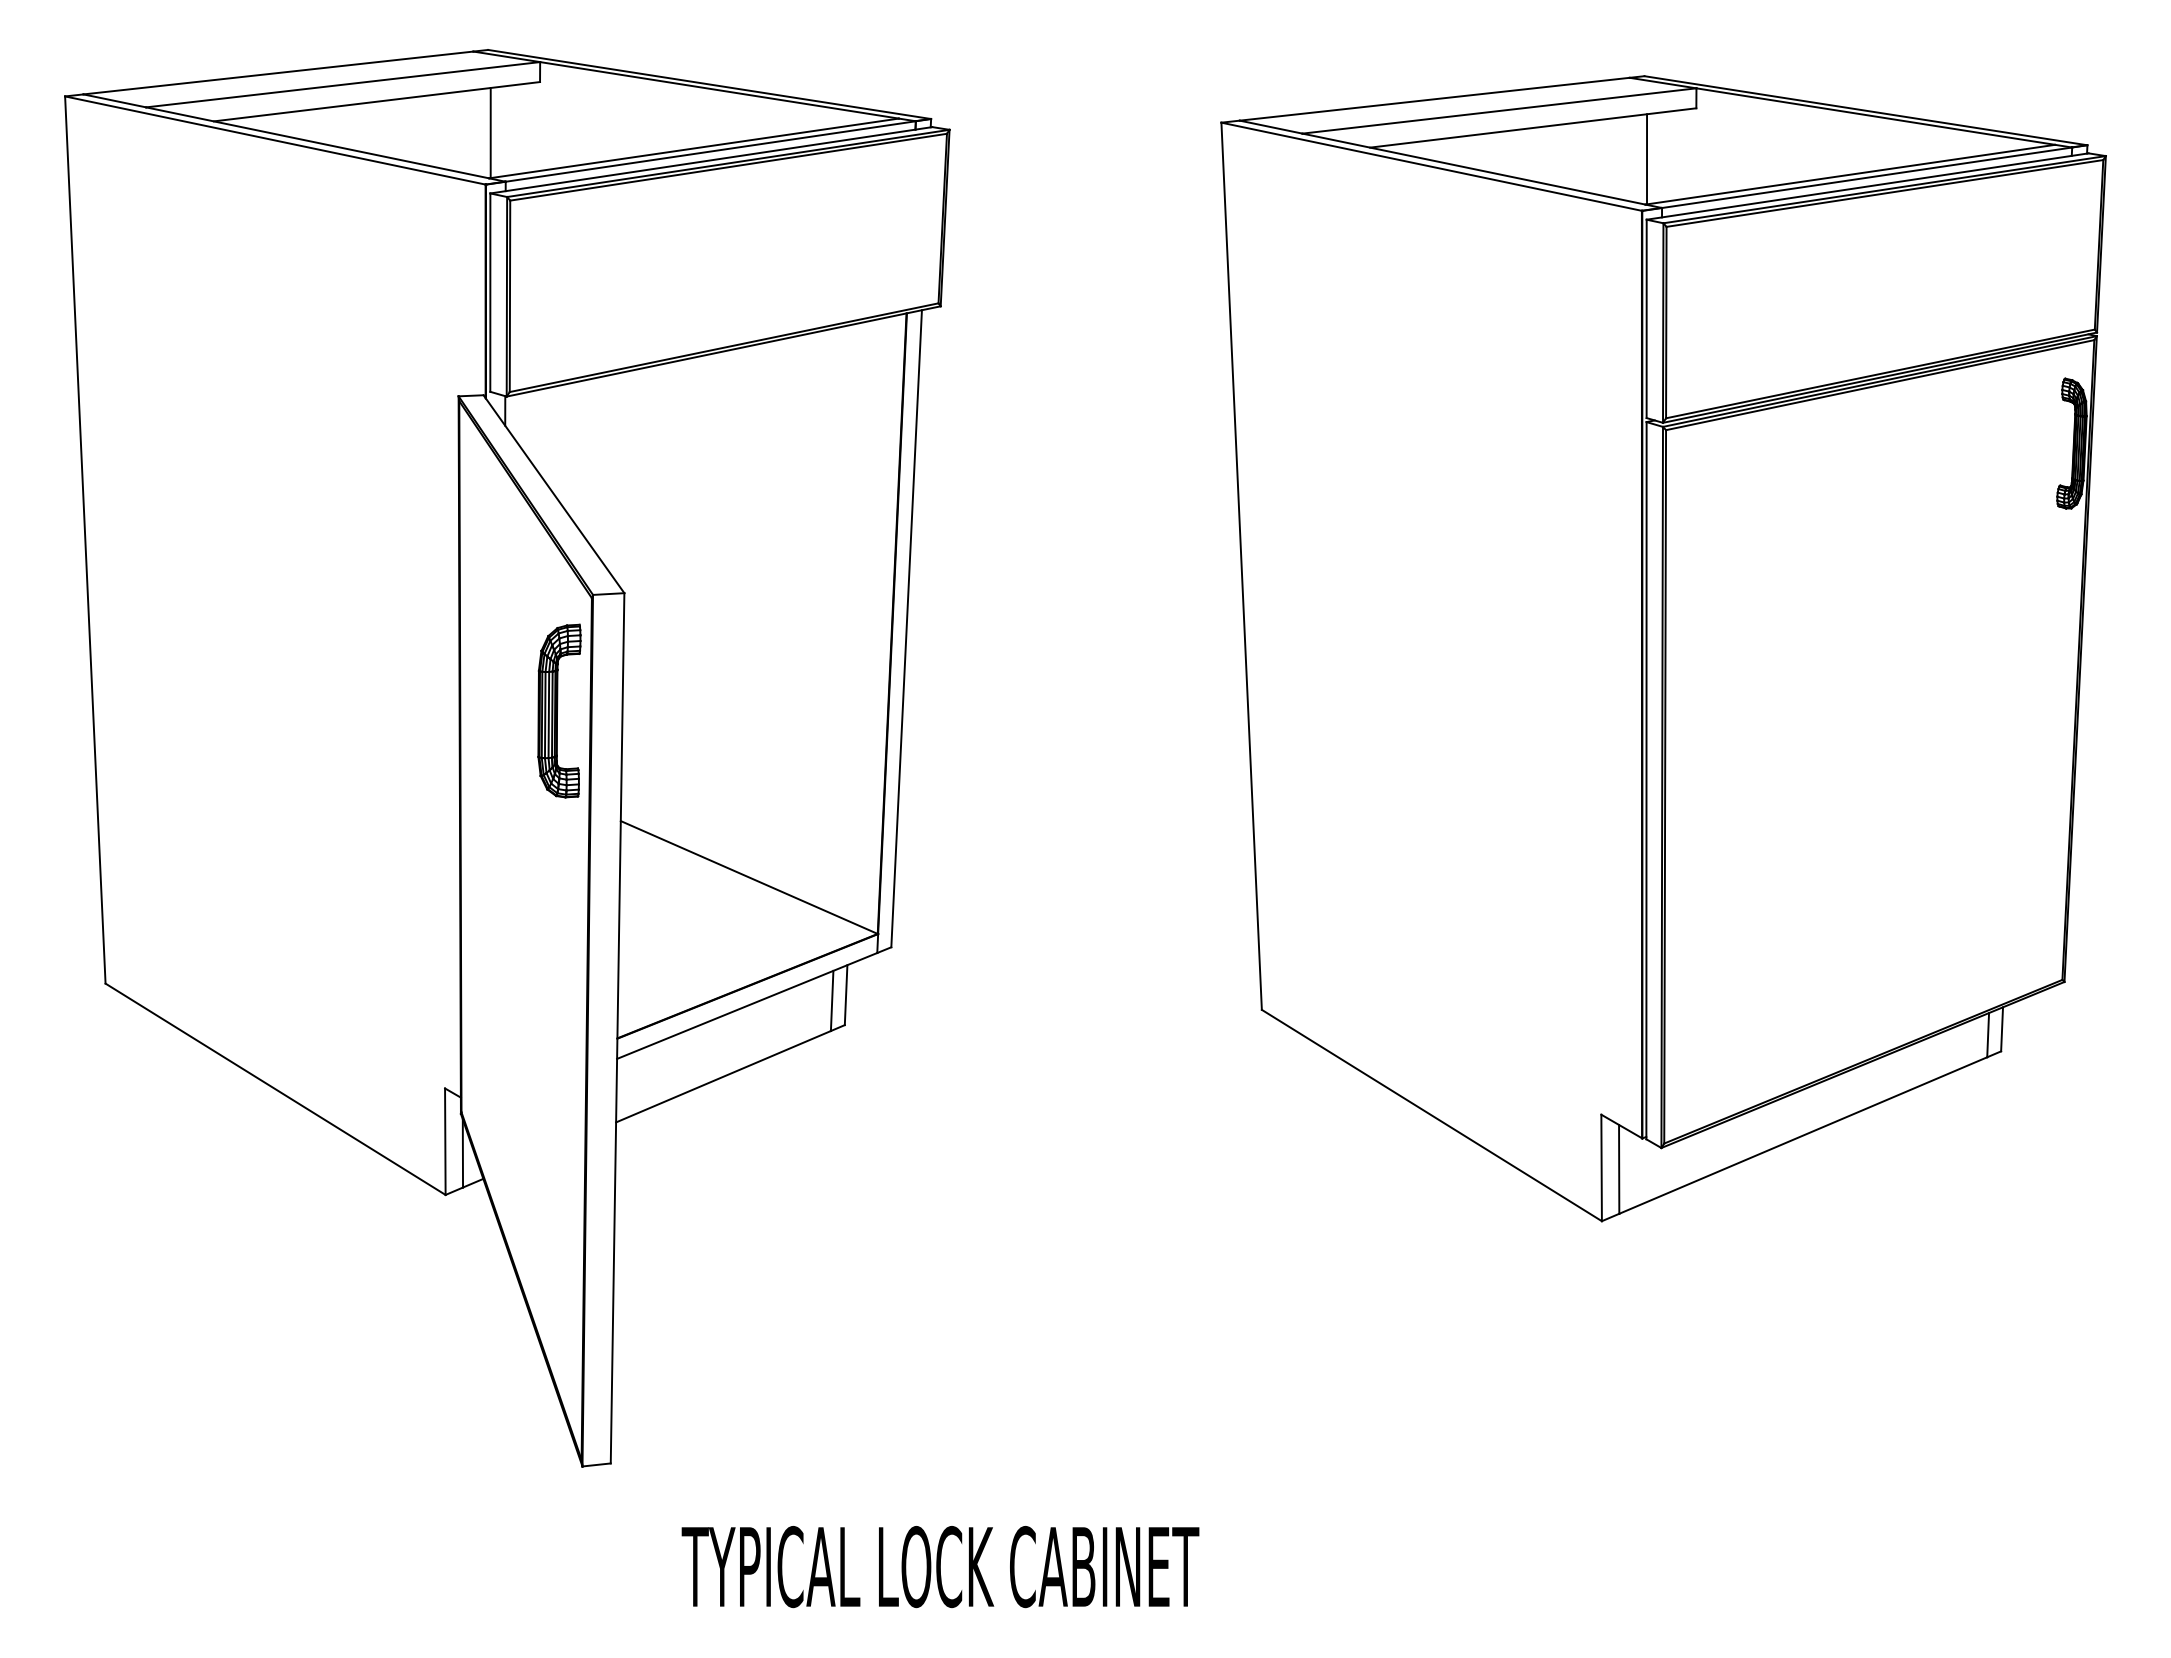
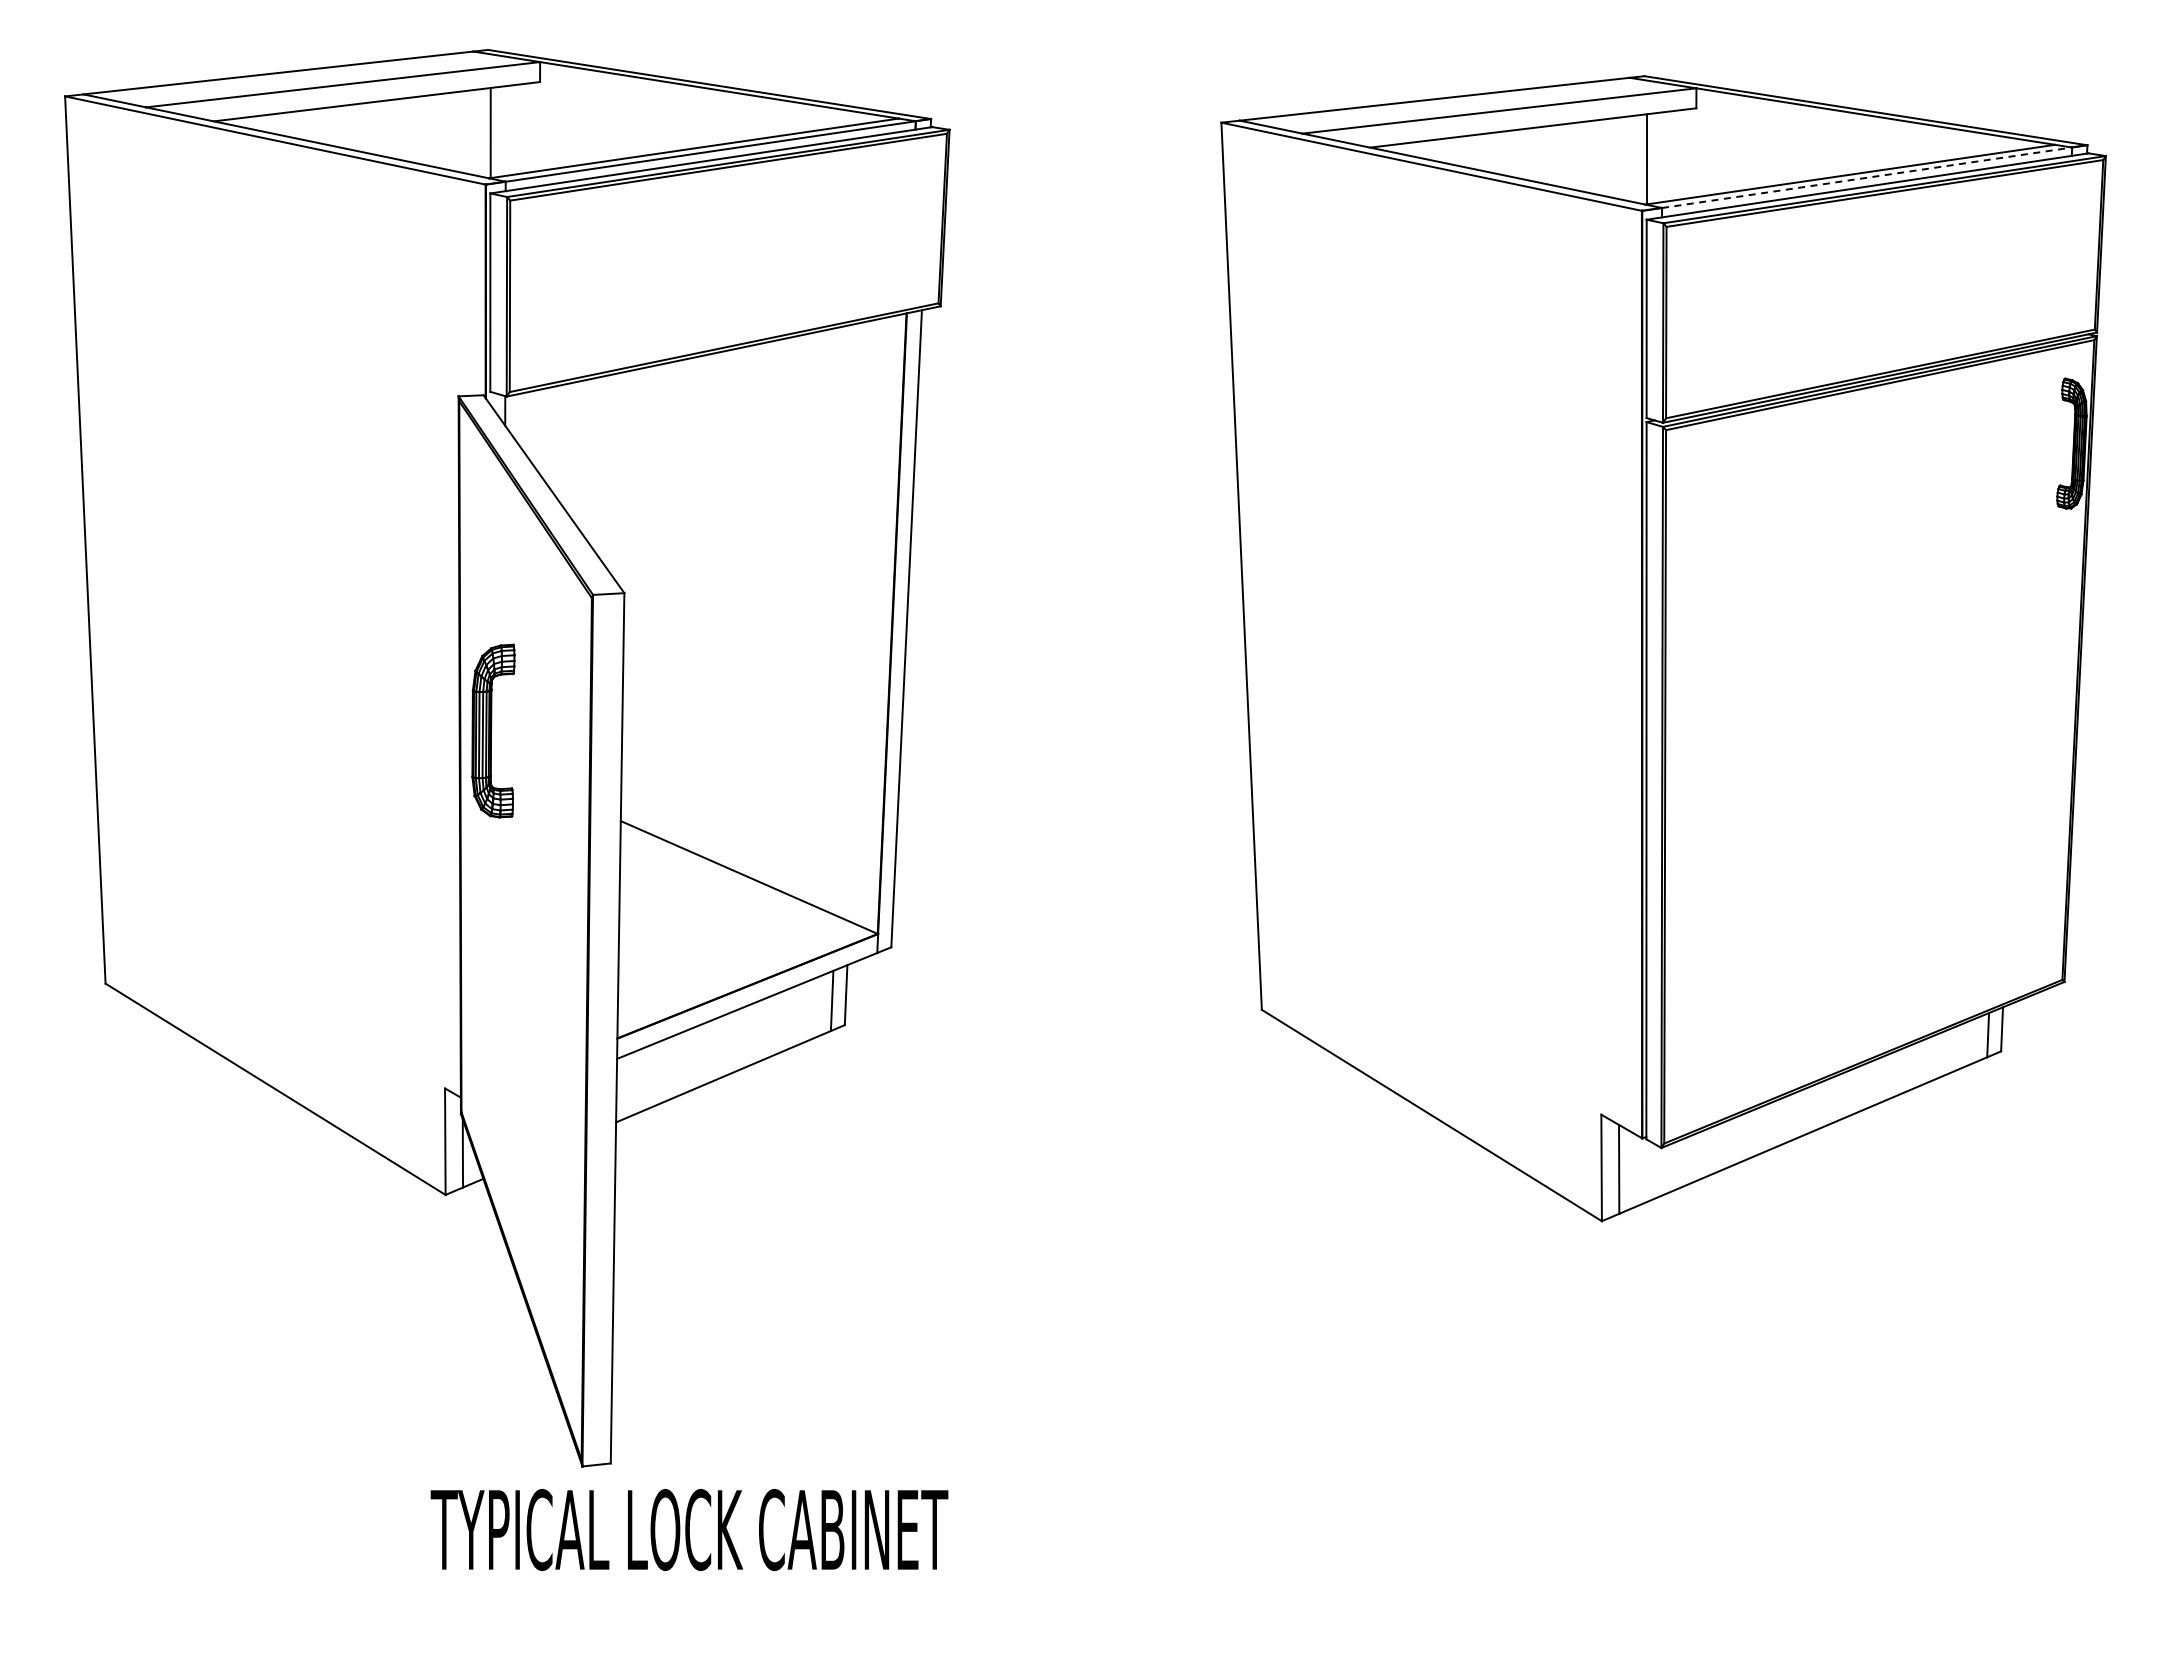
line: solid -> dashed (1867, 177)
part position: (559, 710) -> (493, 730) (493, 730)
text position: (940, 1567) -> (689, 1530) (689, 1530)
